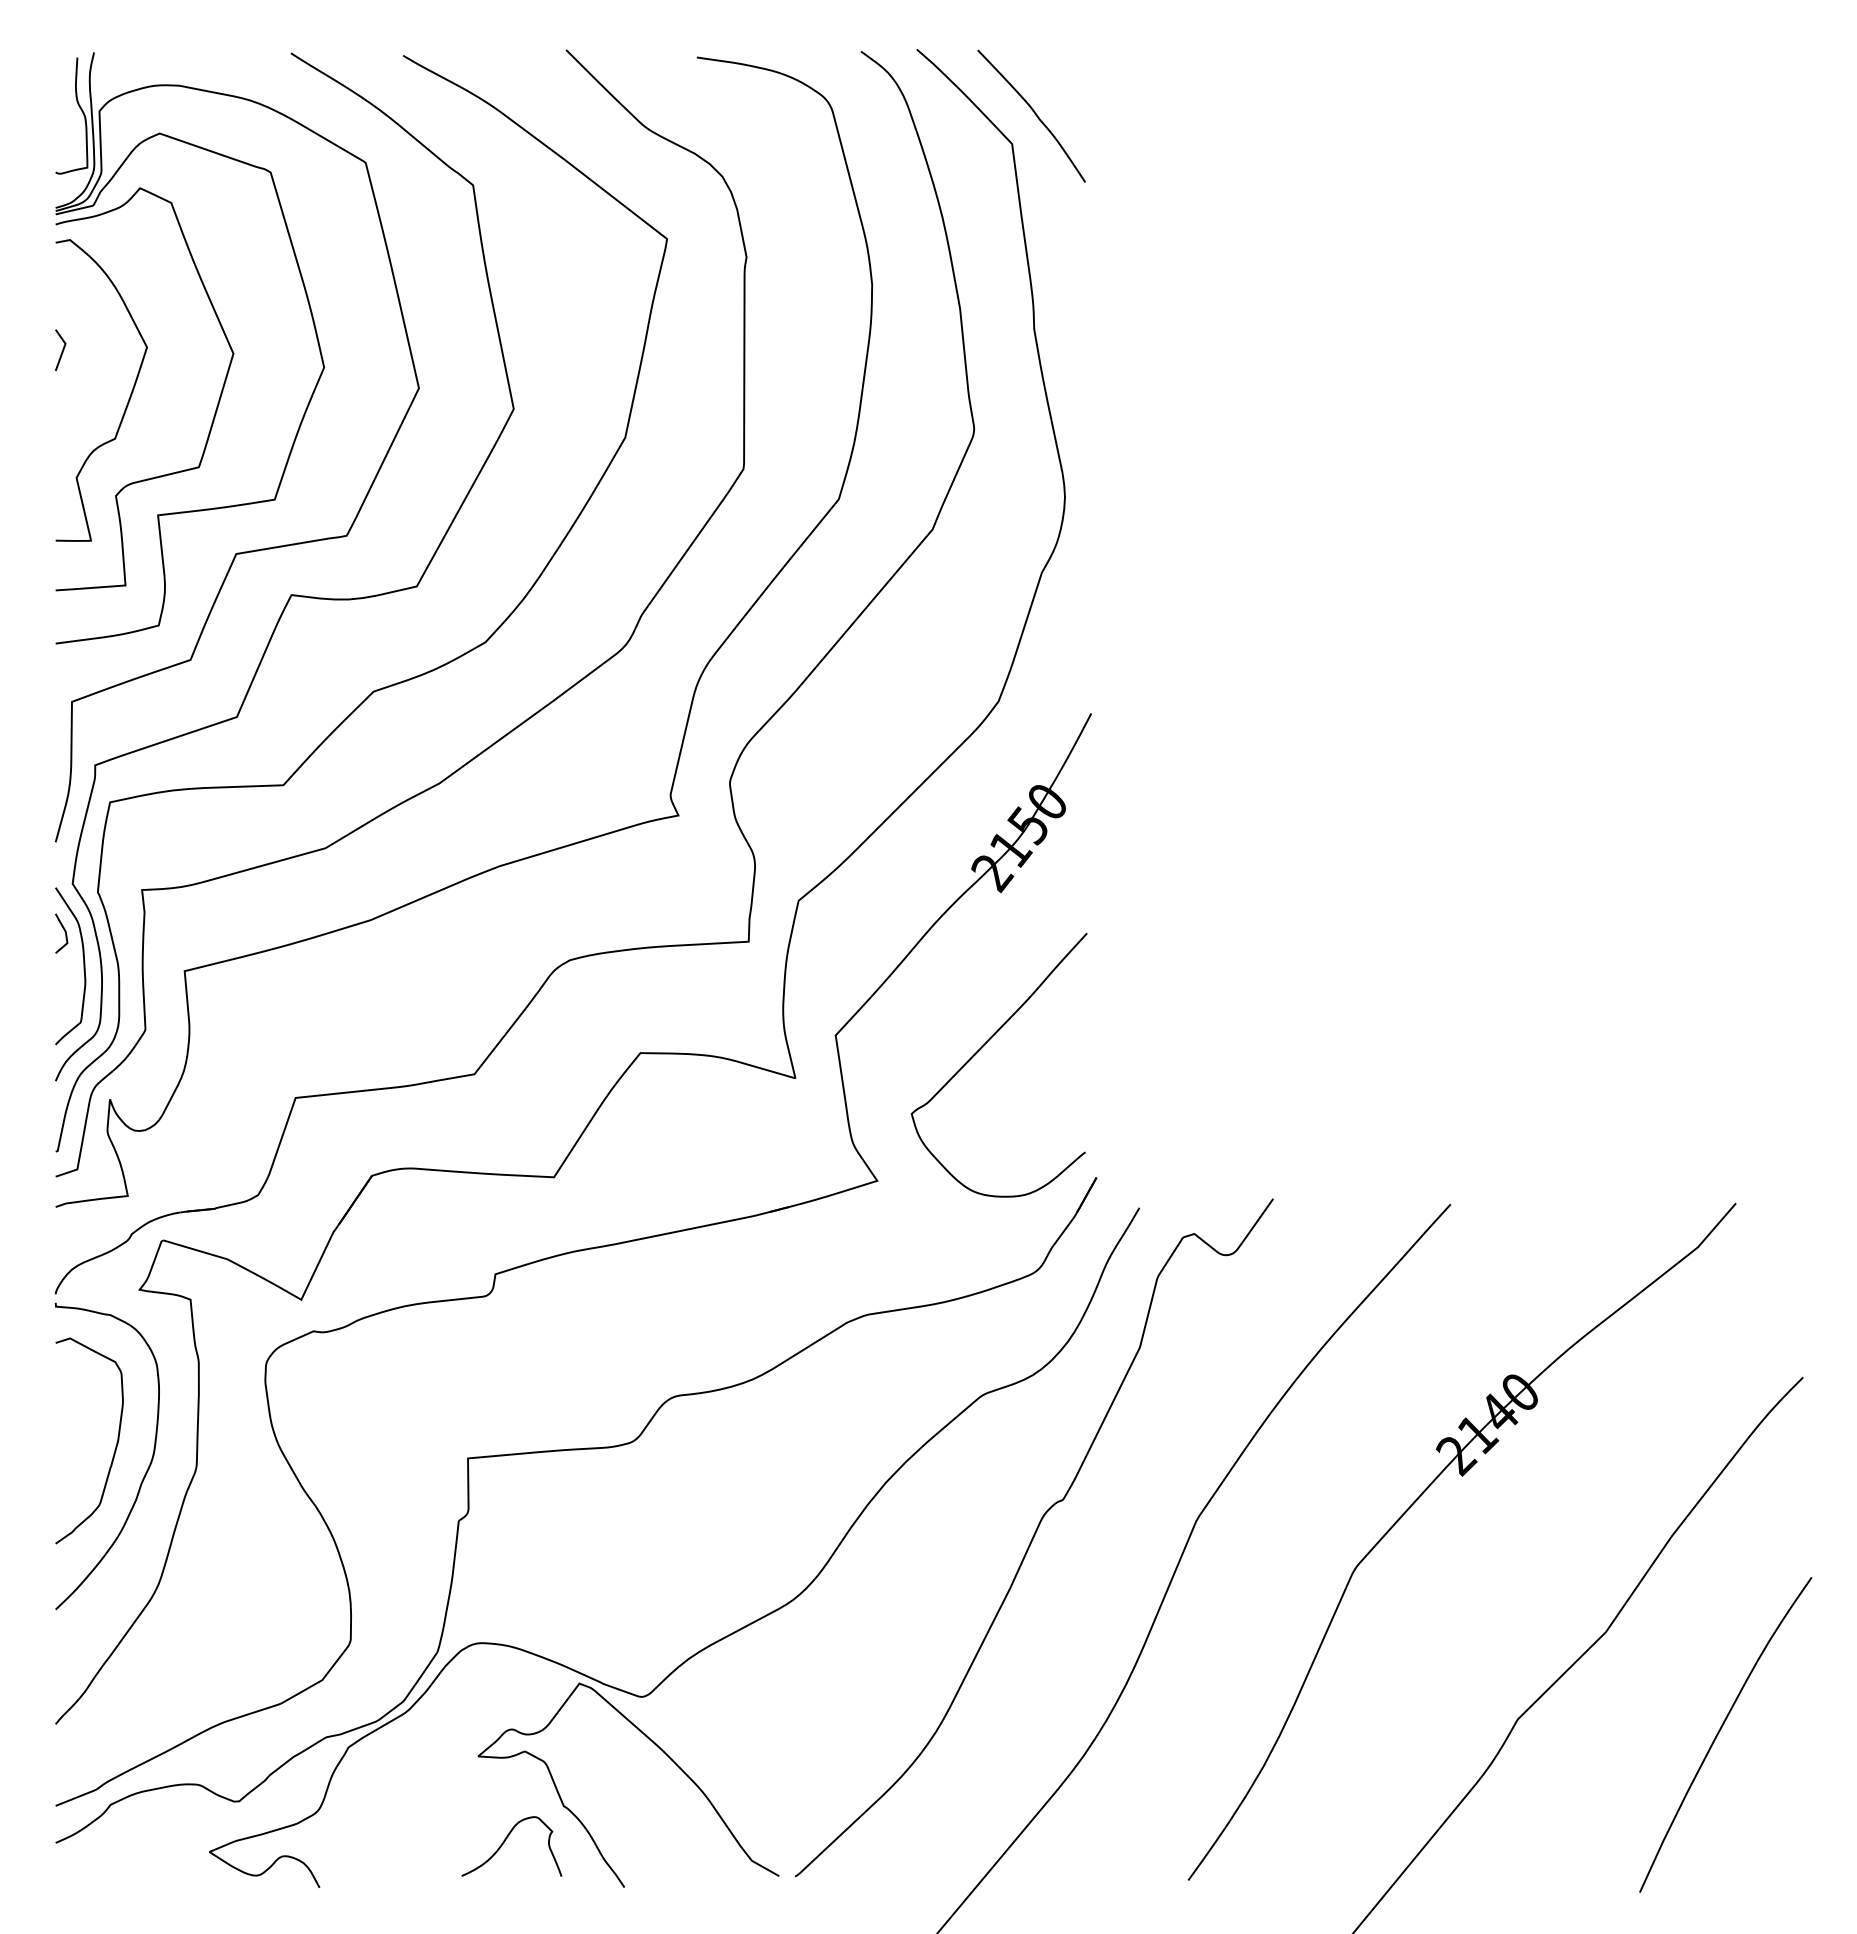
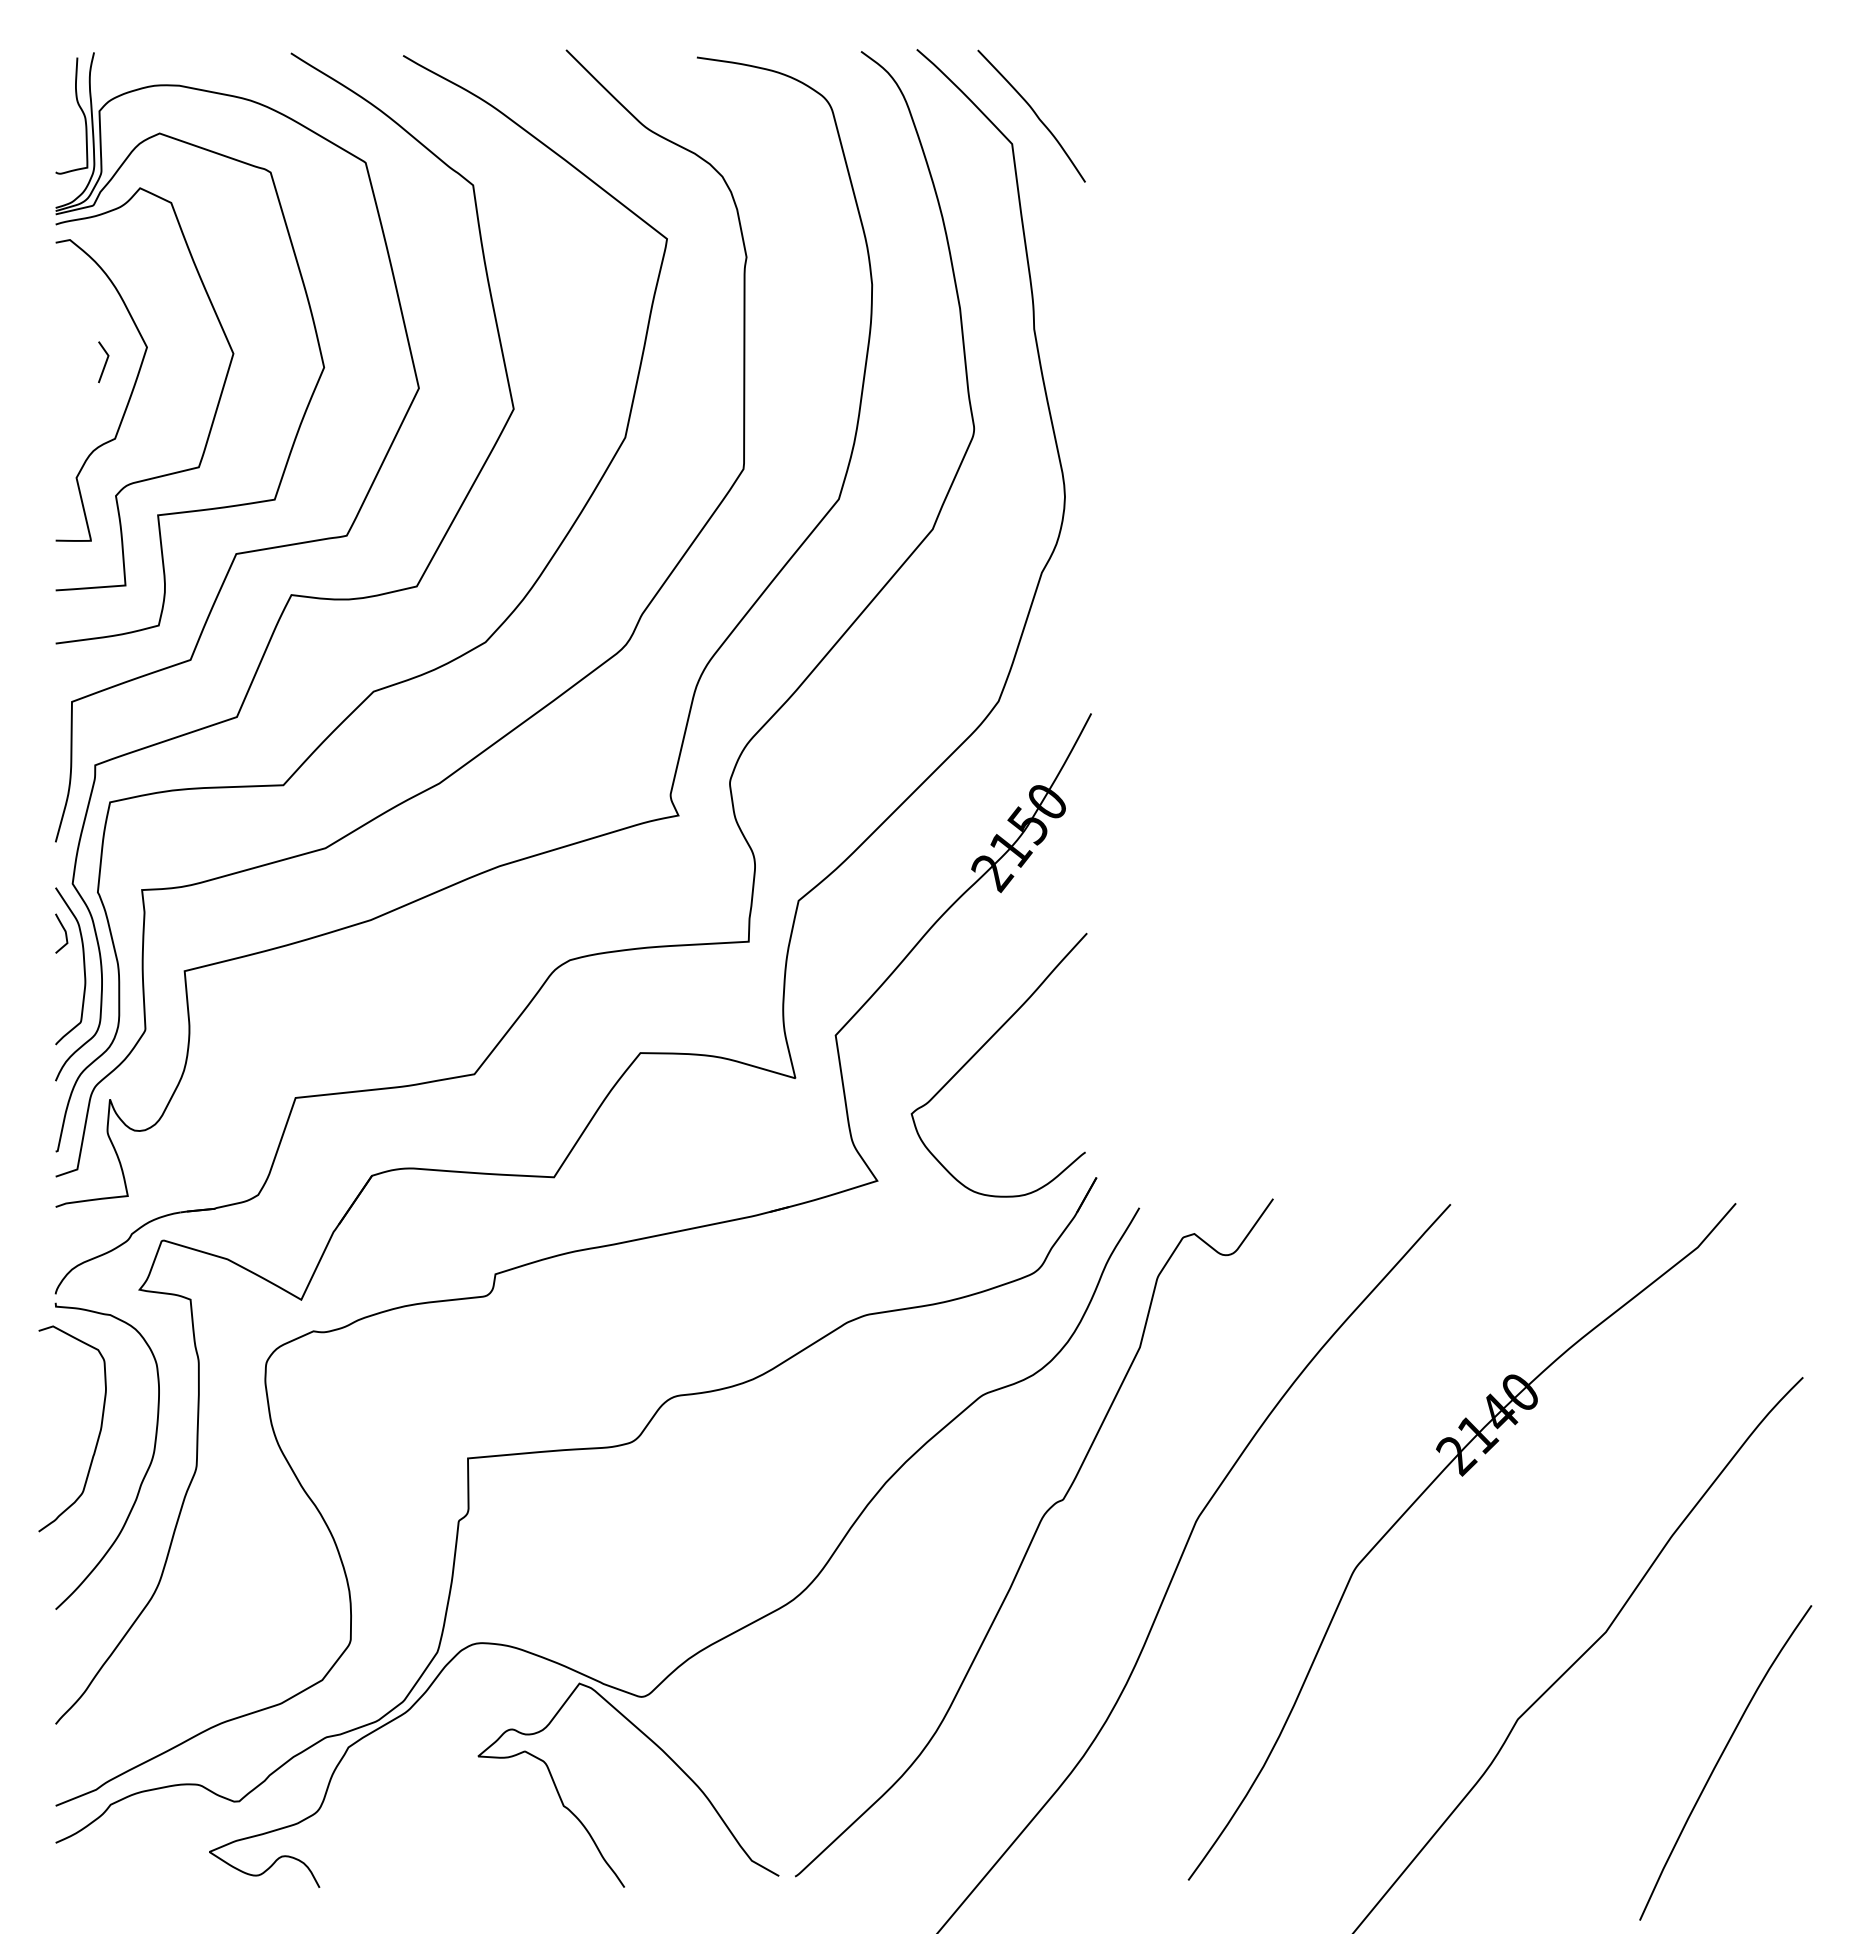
line position: (61, 351) -> (104, 363) (104, 363)
curve position: (114, 1449) -> (97, 1437) (97, 1437)
curve position: (1720, 1731) -> (1720, 1759) (1720, 1759)
curve: present -> none (505, 1841)
